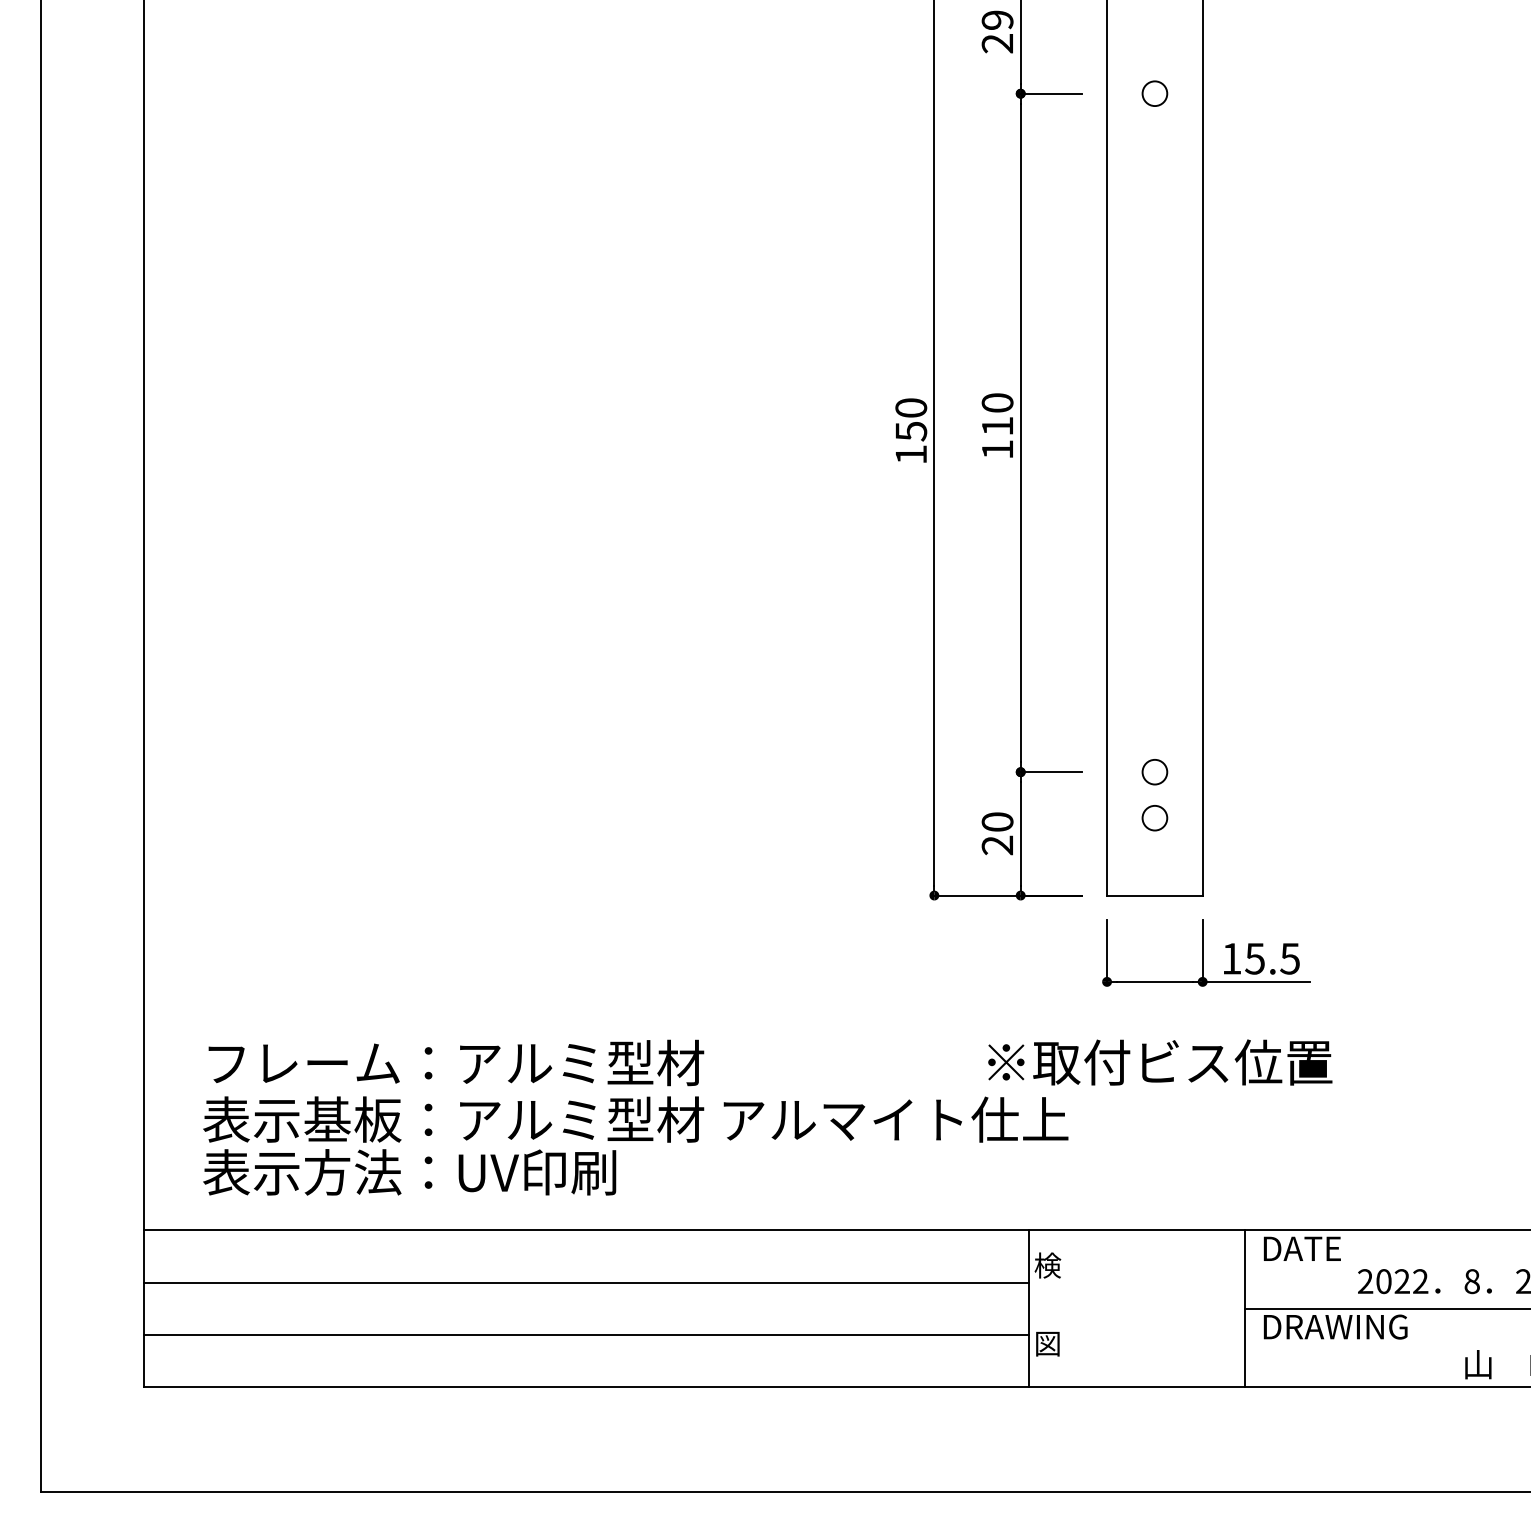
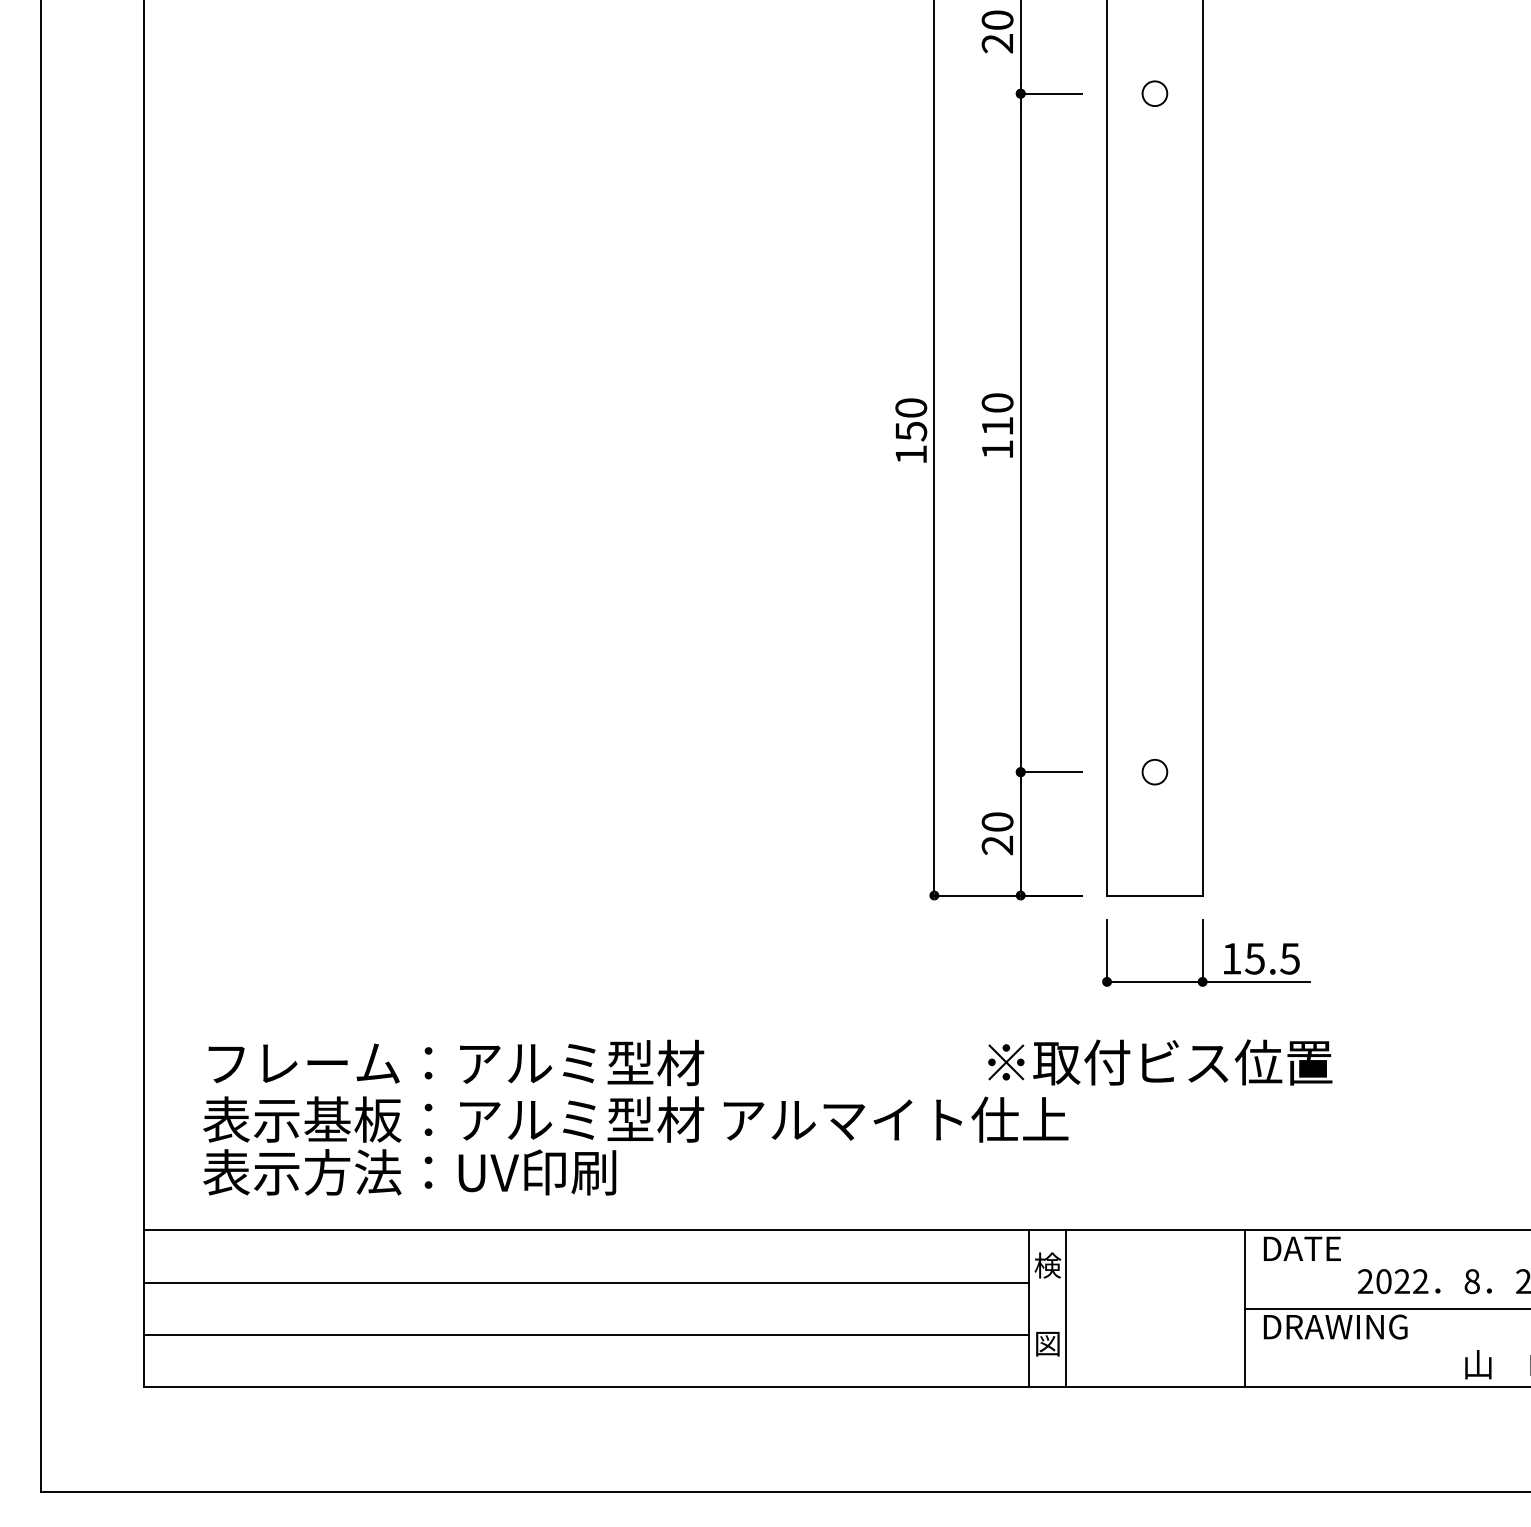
text: 29 -> 20 (997, 19)
circle: present -> none (1154, 818)
line: none -> present (1066, 1308)
